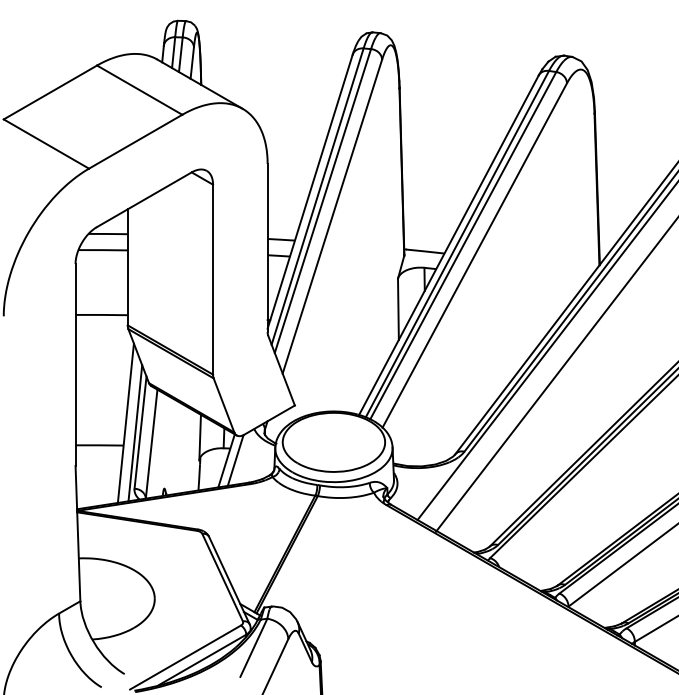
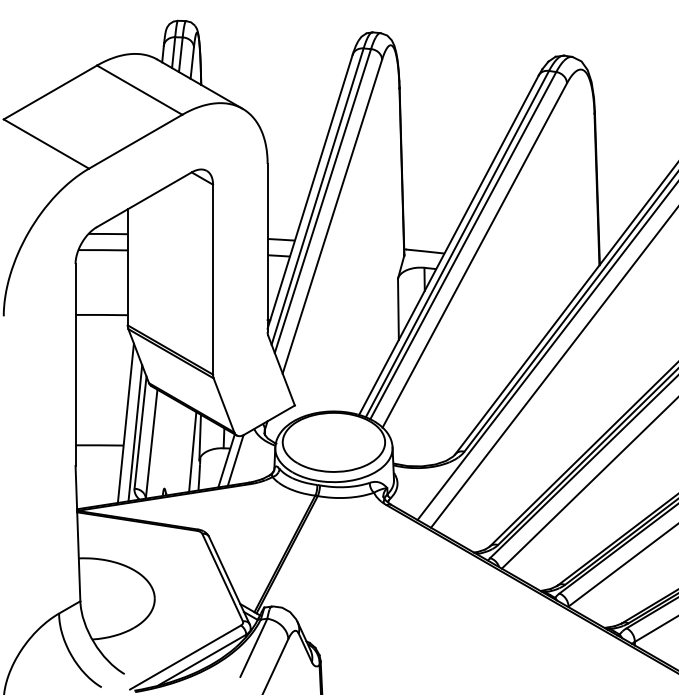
line position: (555, 375) -> (553, 368) (553, 368)
line: none -> present (192, 451)
line: none -> present (588, 483)
